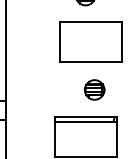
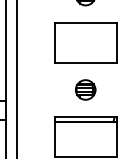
part position: (90, 41) -> (85, 42) (85, 42)
line: none -> present (16, 78)
part position: (94, 89) -> (85, 89) (85, 89)
